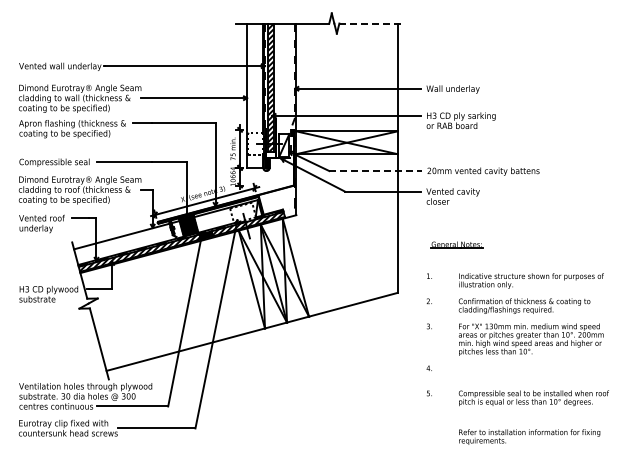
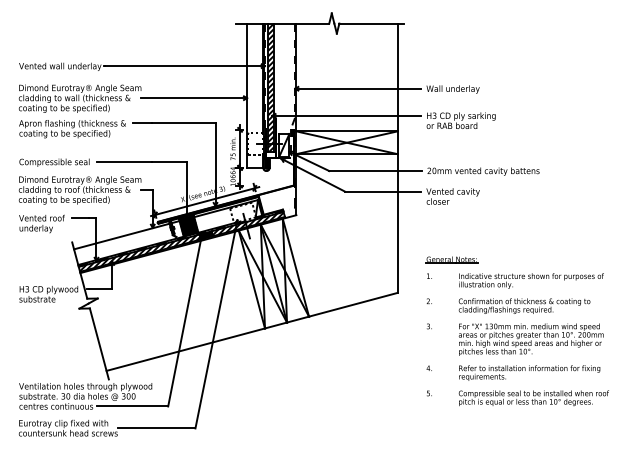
line: dashed -> solid (372, 23)
line: dashed -> solid (376, 171)
part position: (456, 244) -> (451, 259) (451, 259)
text position: (529, 436) -> (529, 372) (529, 372)
